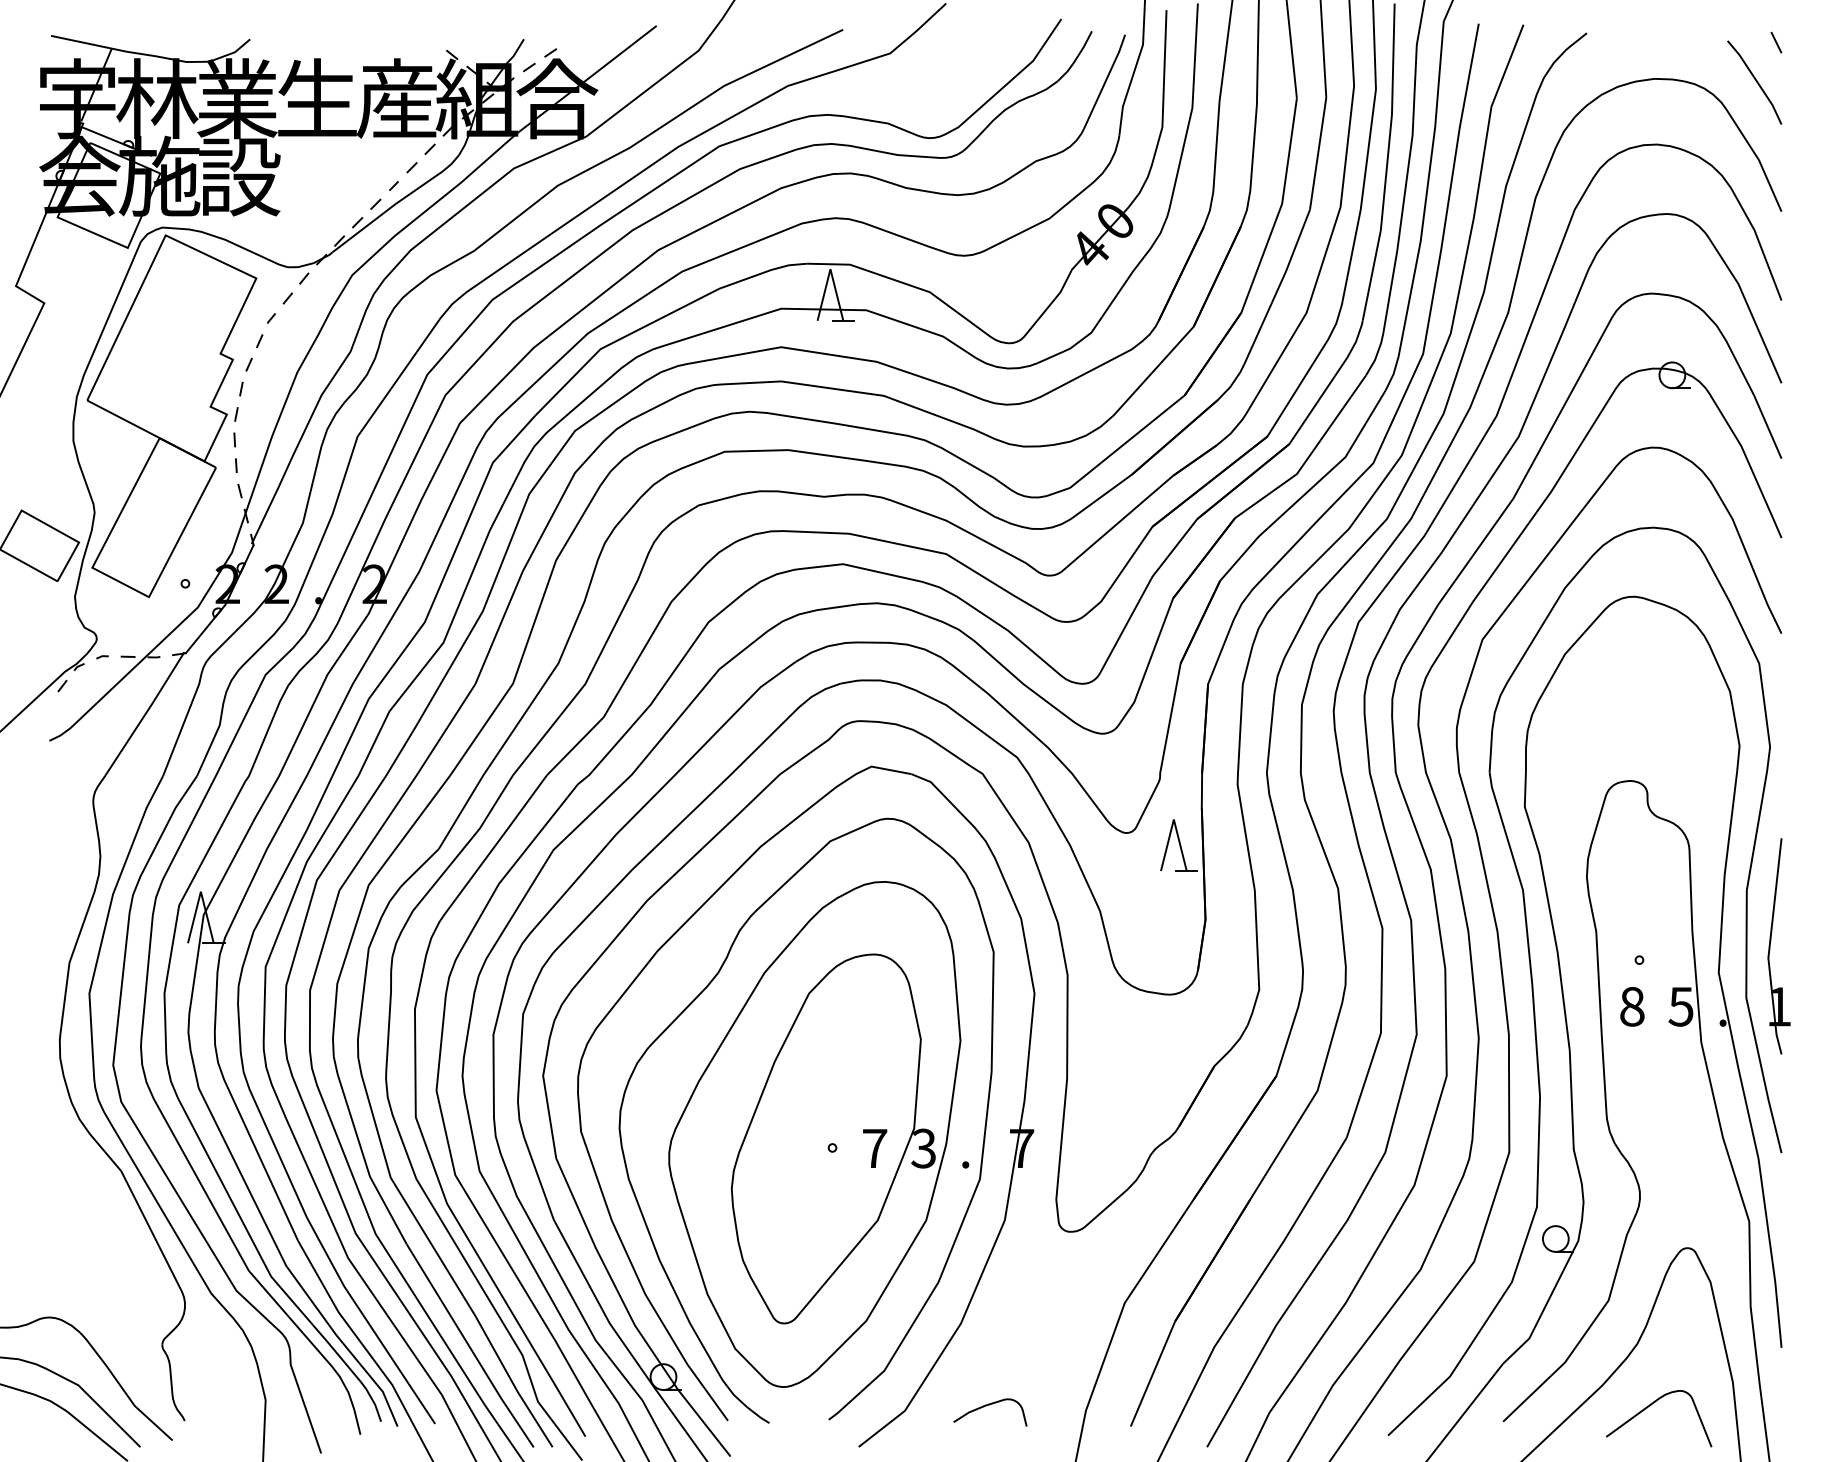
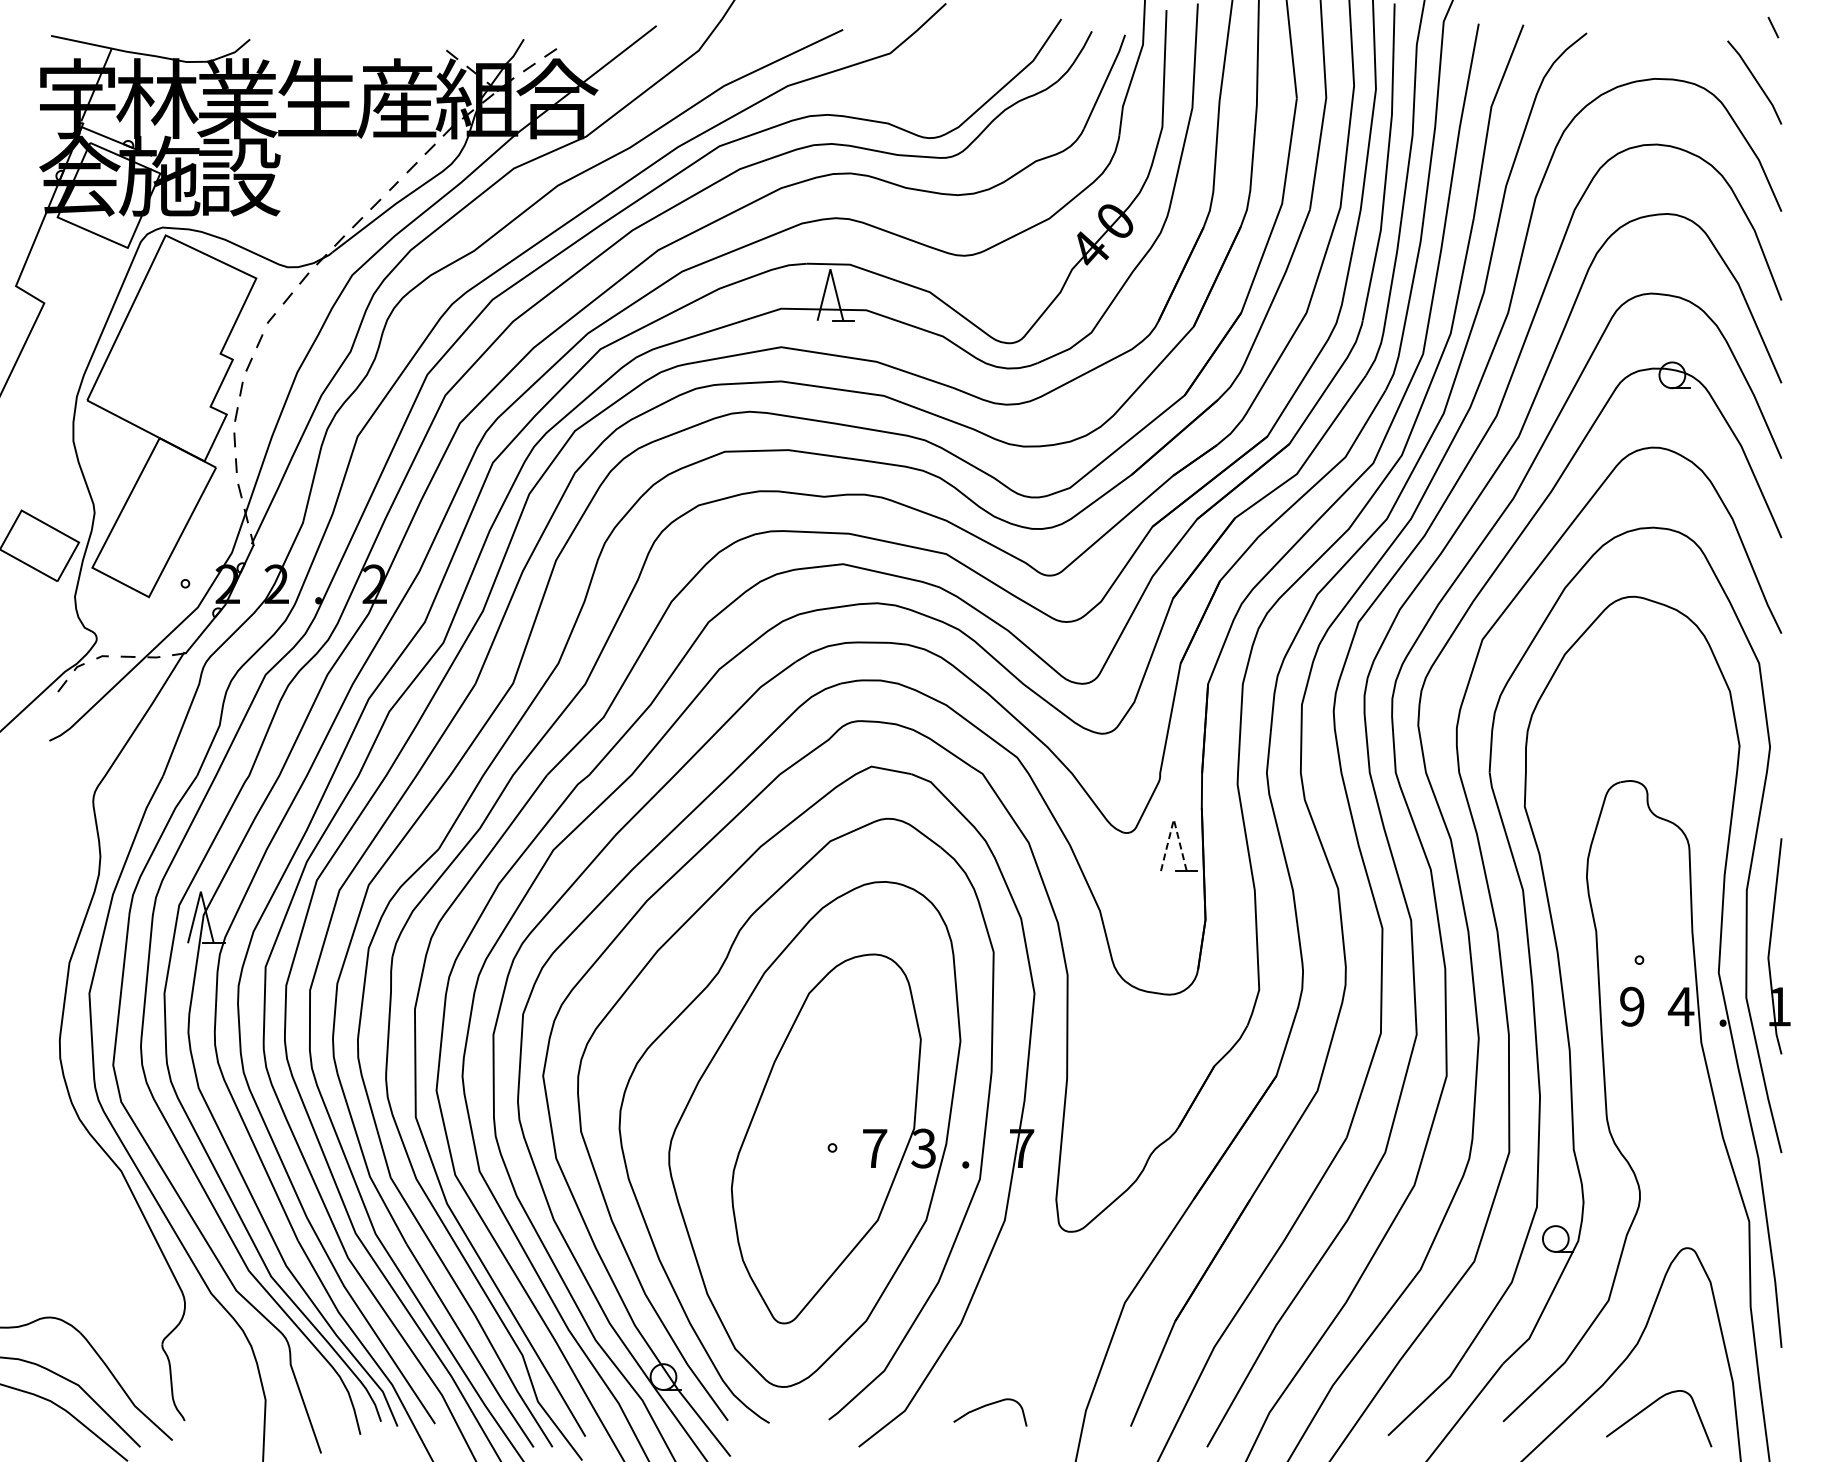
line position: (1776, 42) -> (1773, 27) (1773, 27)
line: solid -> dashed (1173, 819)
text: 8 -> 9 (1632, 1006)
text: 5 -> 4 (1680, 1006)
